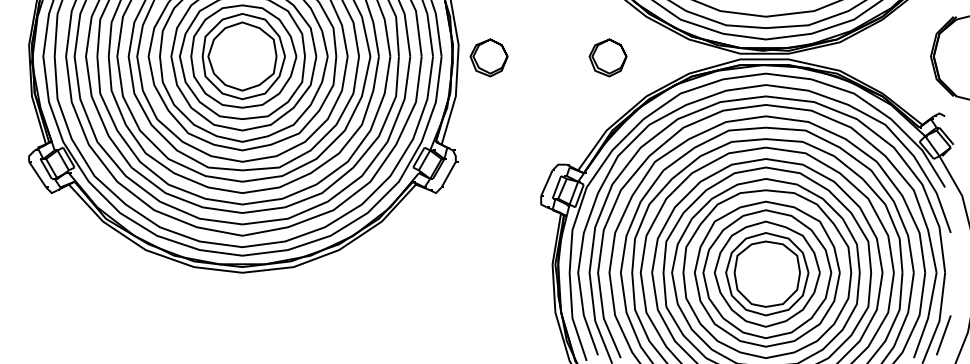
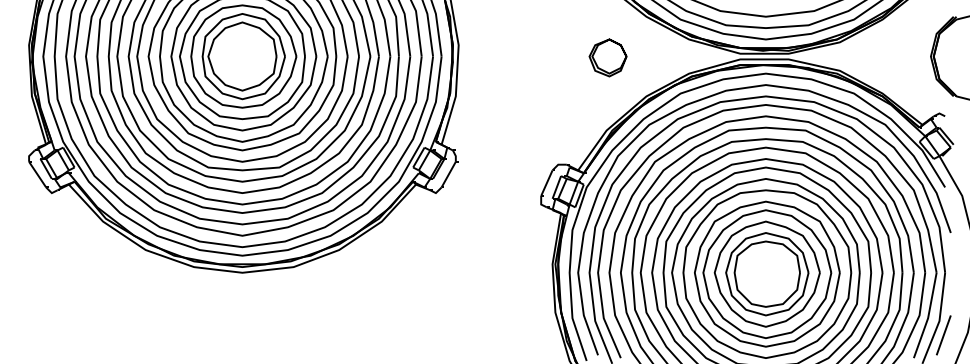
part: present -> none (488, 57)
